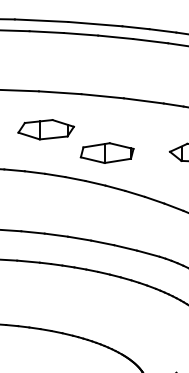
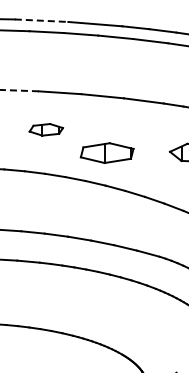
line: solid -> dashed (41, 20)
line: solid -> dashed (19, 90)
part size: 59x22 px -> 37x14 px (46, 129)
